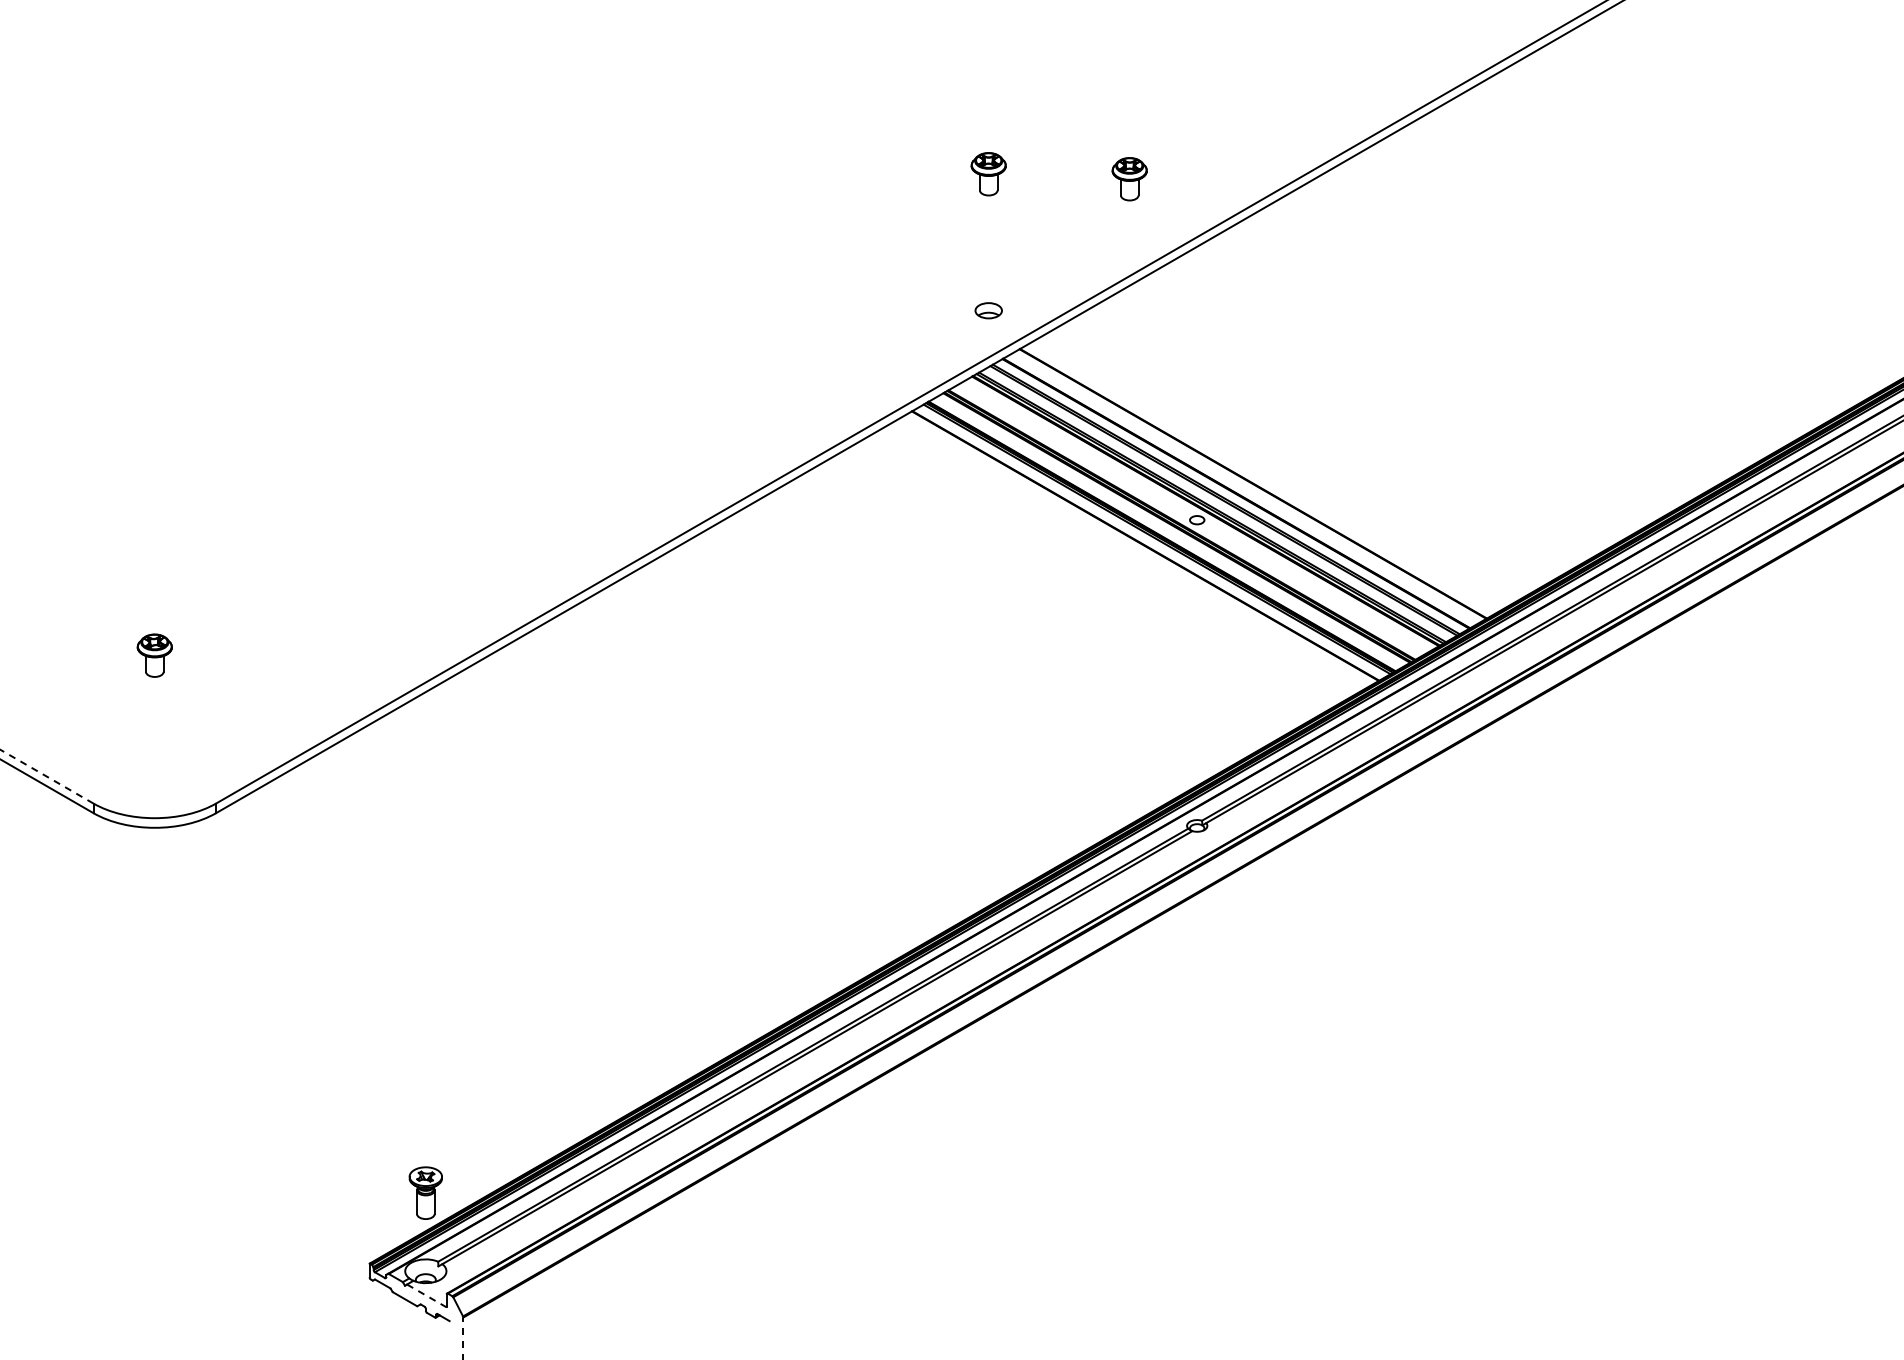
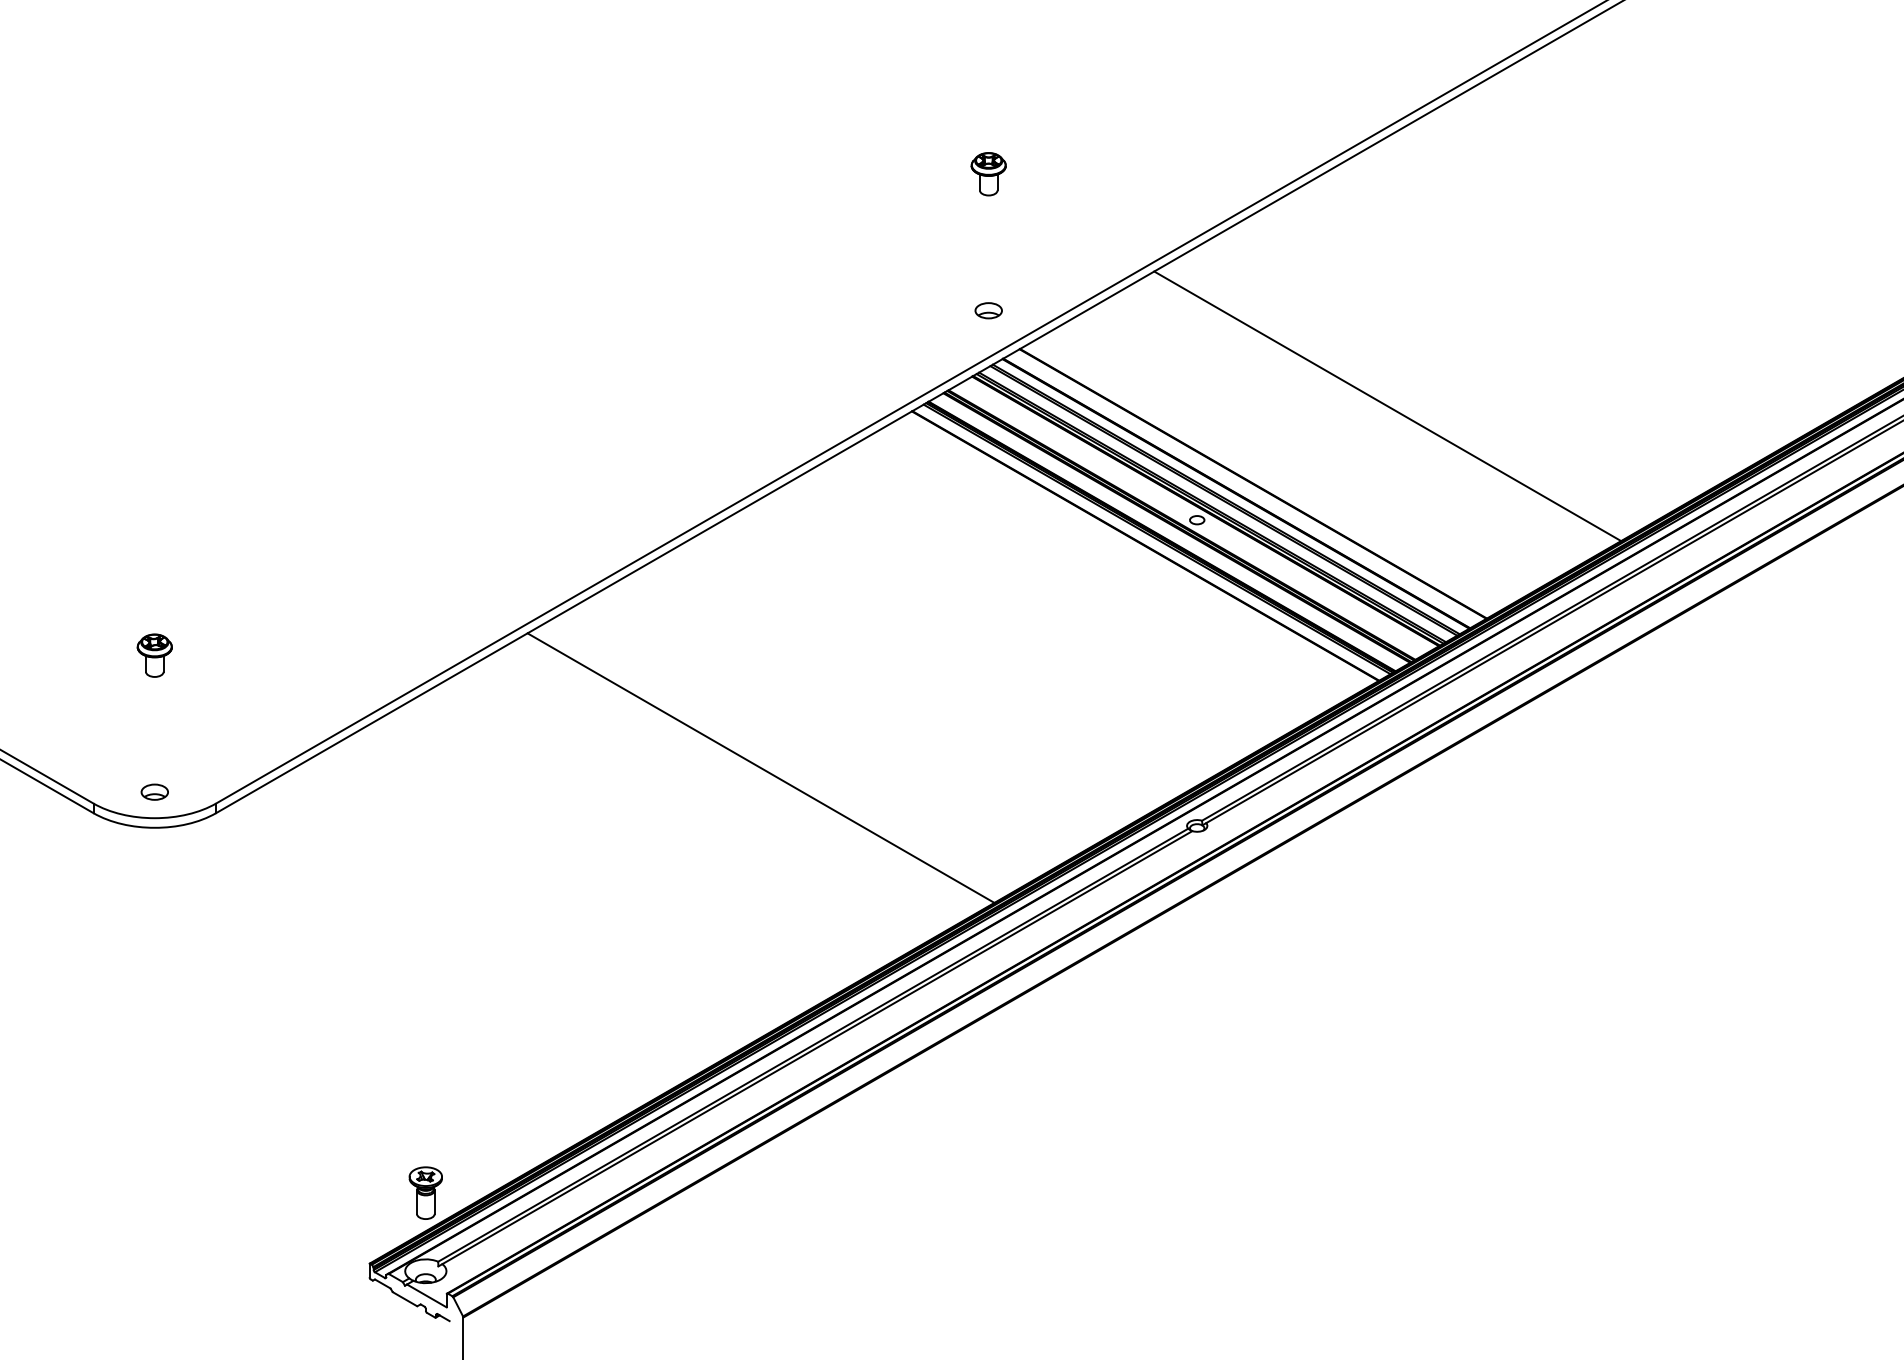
part: present -> none (1129, 179)
line: none -> present (1387, 406)
line: none -> present (760, 767)
line: dashed -> solid (46, 776)
part: none -> present (154, 791)
line: dashed -> solid (426, 1295)
line: dashed -> solid (463, 1338)
